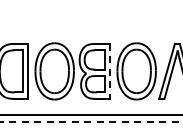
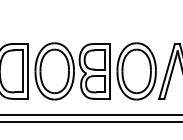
line: dashed -> solid (110, 71)
line: dashed -> solid (91, 122)
